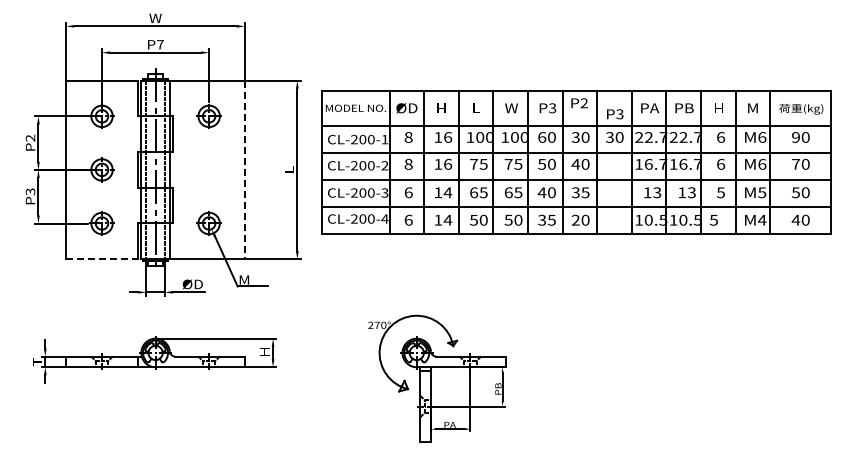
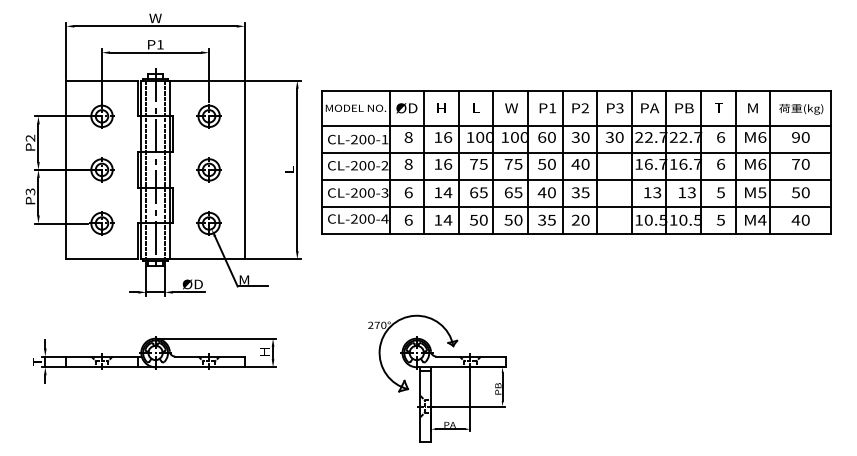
text: P7 -> P1 (160, 44)
text position: (579, 103) -> (580, 108) (580, 108)
text: H -> T (718, 107)
text: P3 -> P1 (552, 108)
text position: (615, 114) -> (615, 108) (615, 108)
part: none -> present (208, 169)
line: dashed -> solid (244, 170)
text position: (713, 220) -> (720, 220) (720, 220)
line: dashed -> solid (102, 259)
